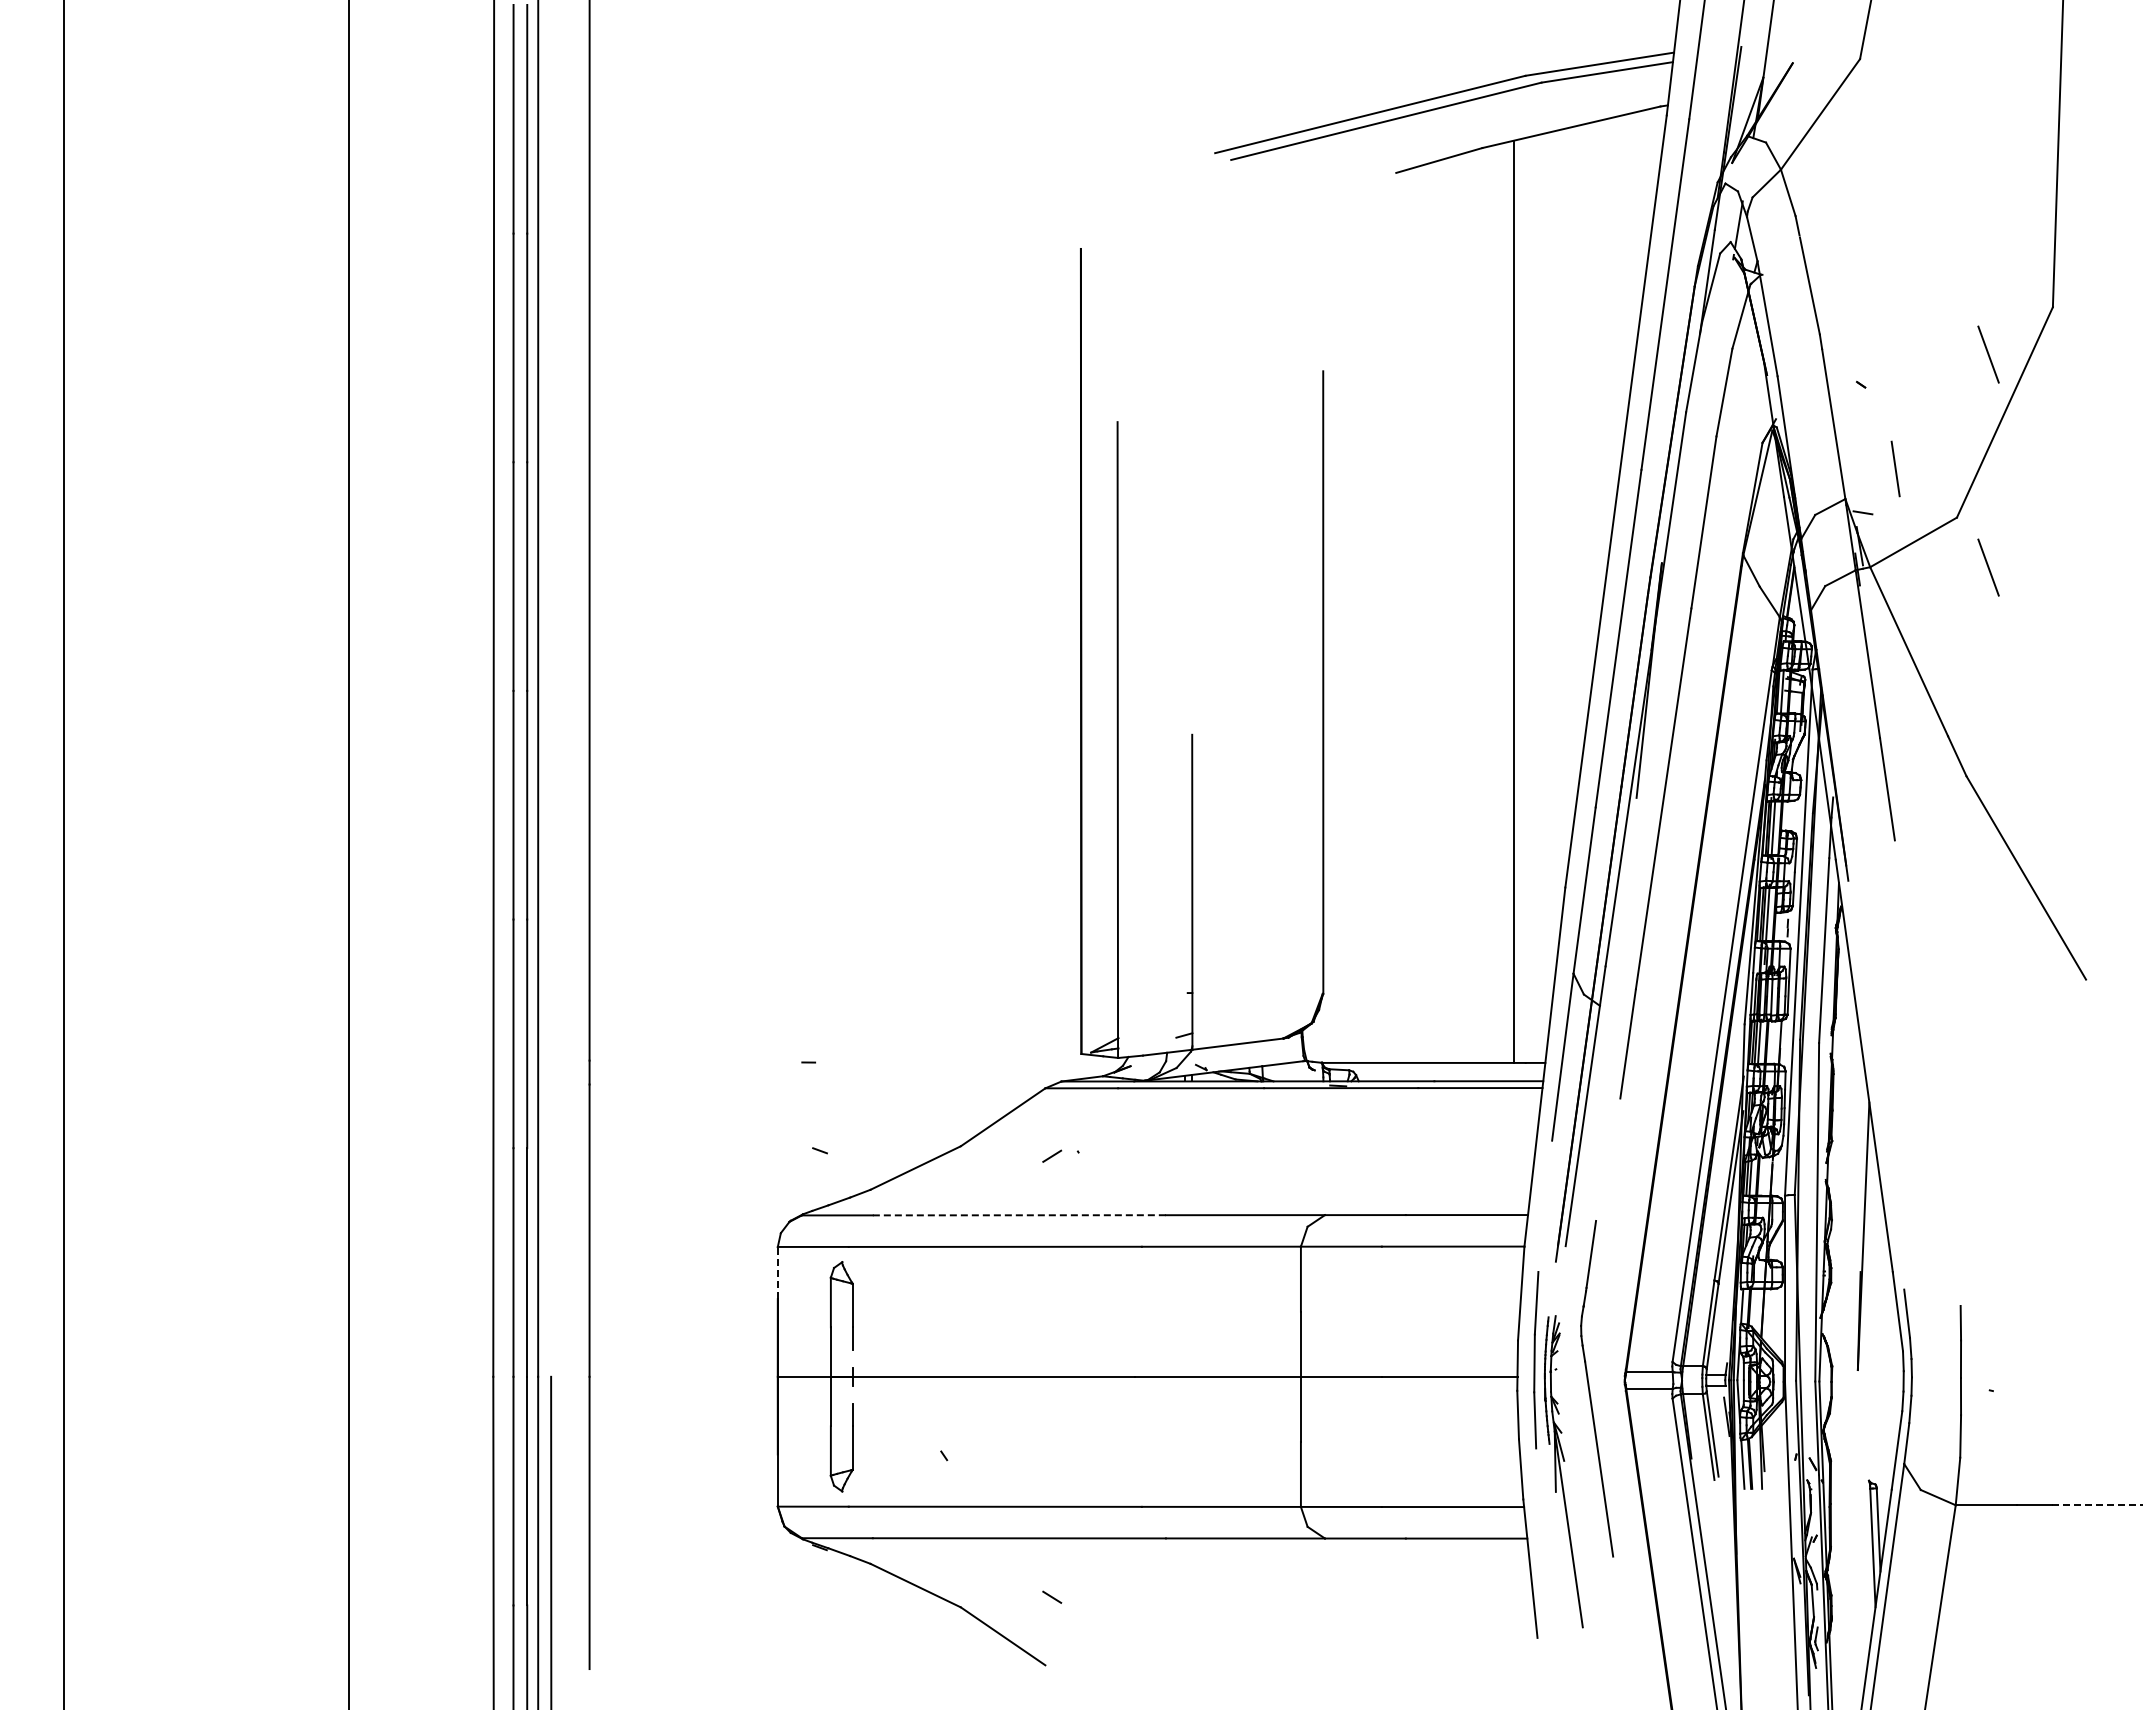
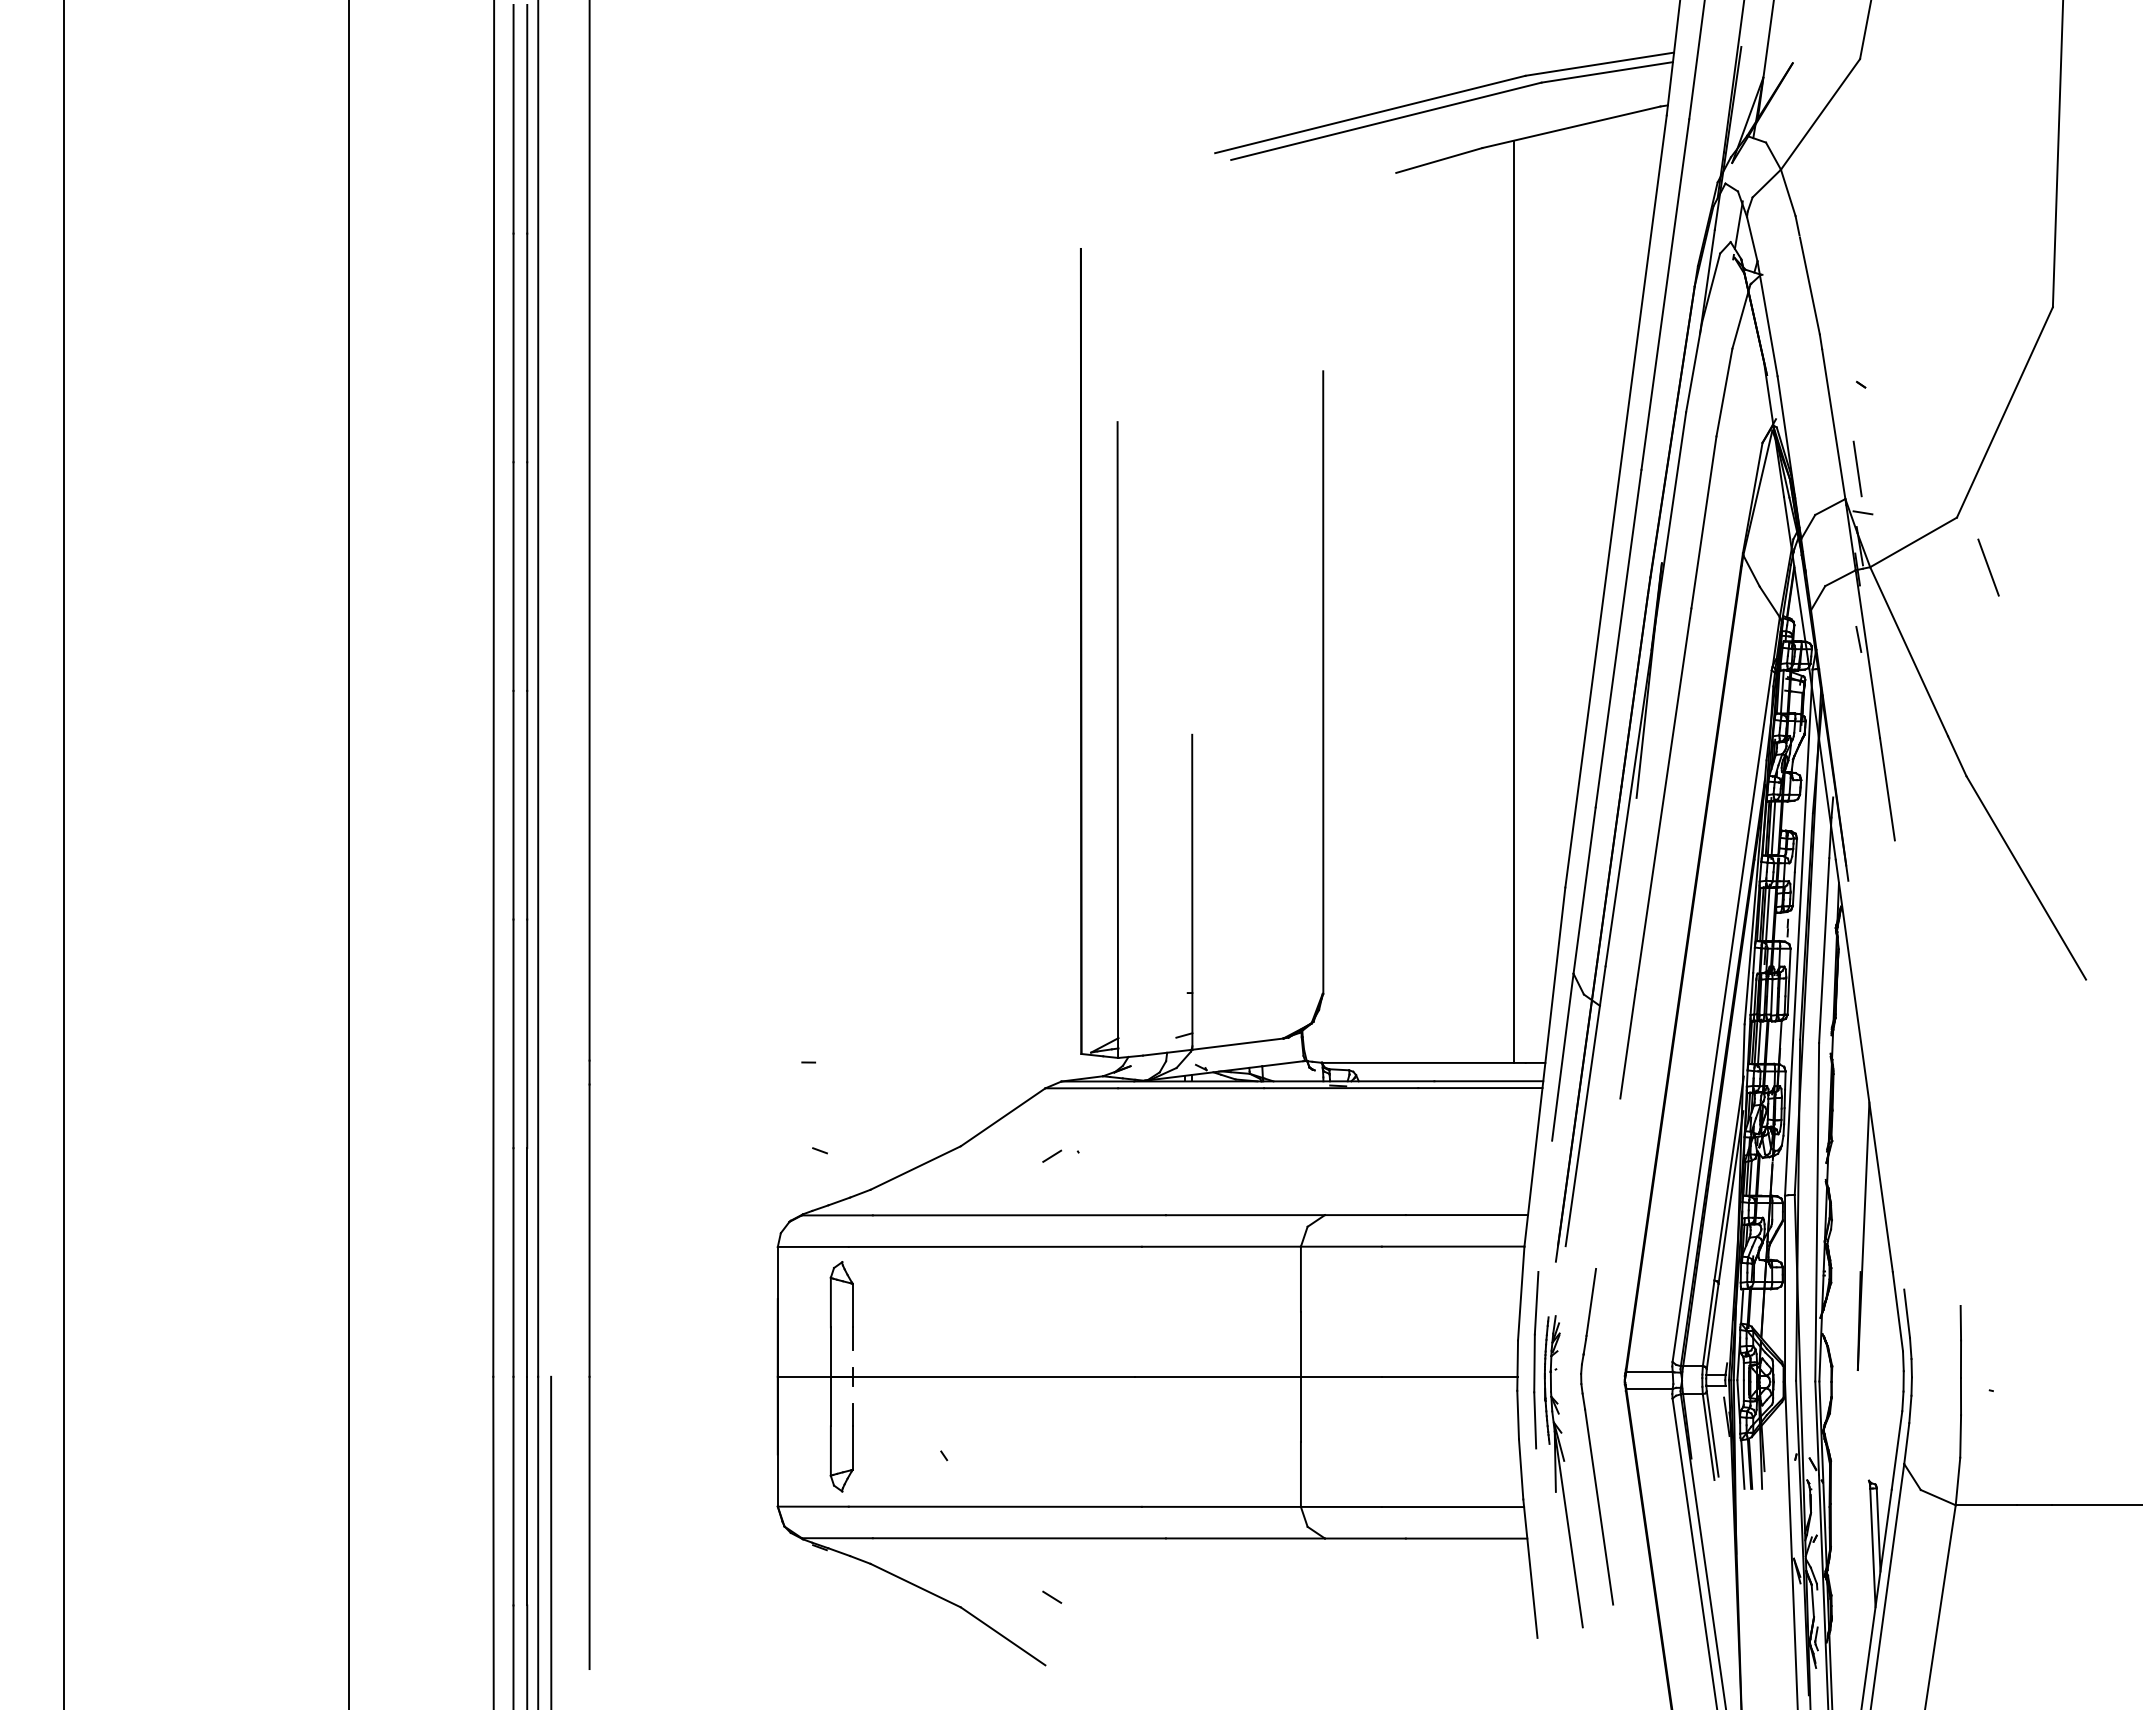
line: present -> none (1988, 354)
line position: (1895, 468) -> (1857, 468) (1857, 468)
line: none -> present (1858, 639)
line: dashed -> solid (1019, 1215)
line: dashed -> solid (777, 1272)
part position: (1590, 1390) -> (1590, 1438) (1590, 1438)
line: dashed -> solid (2097, 1505)
